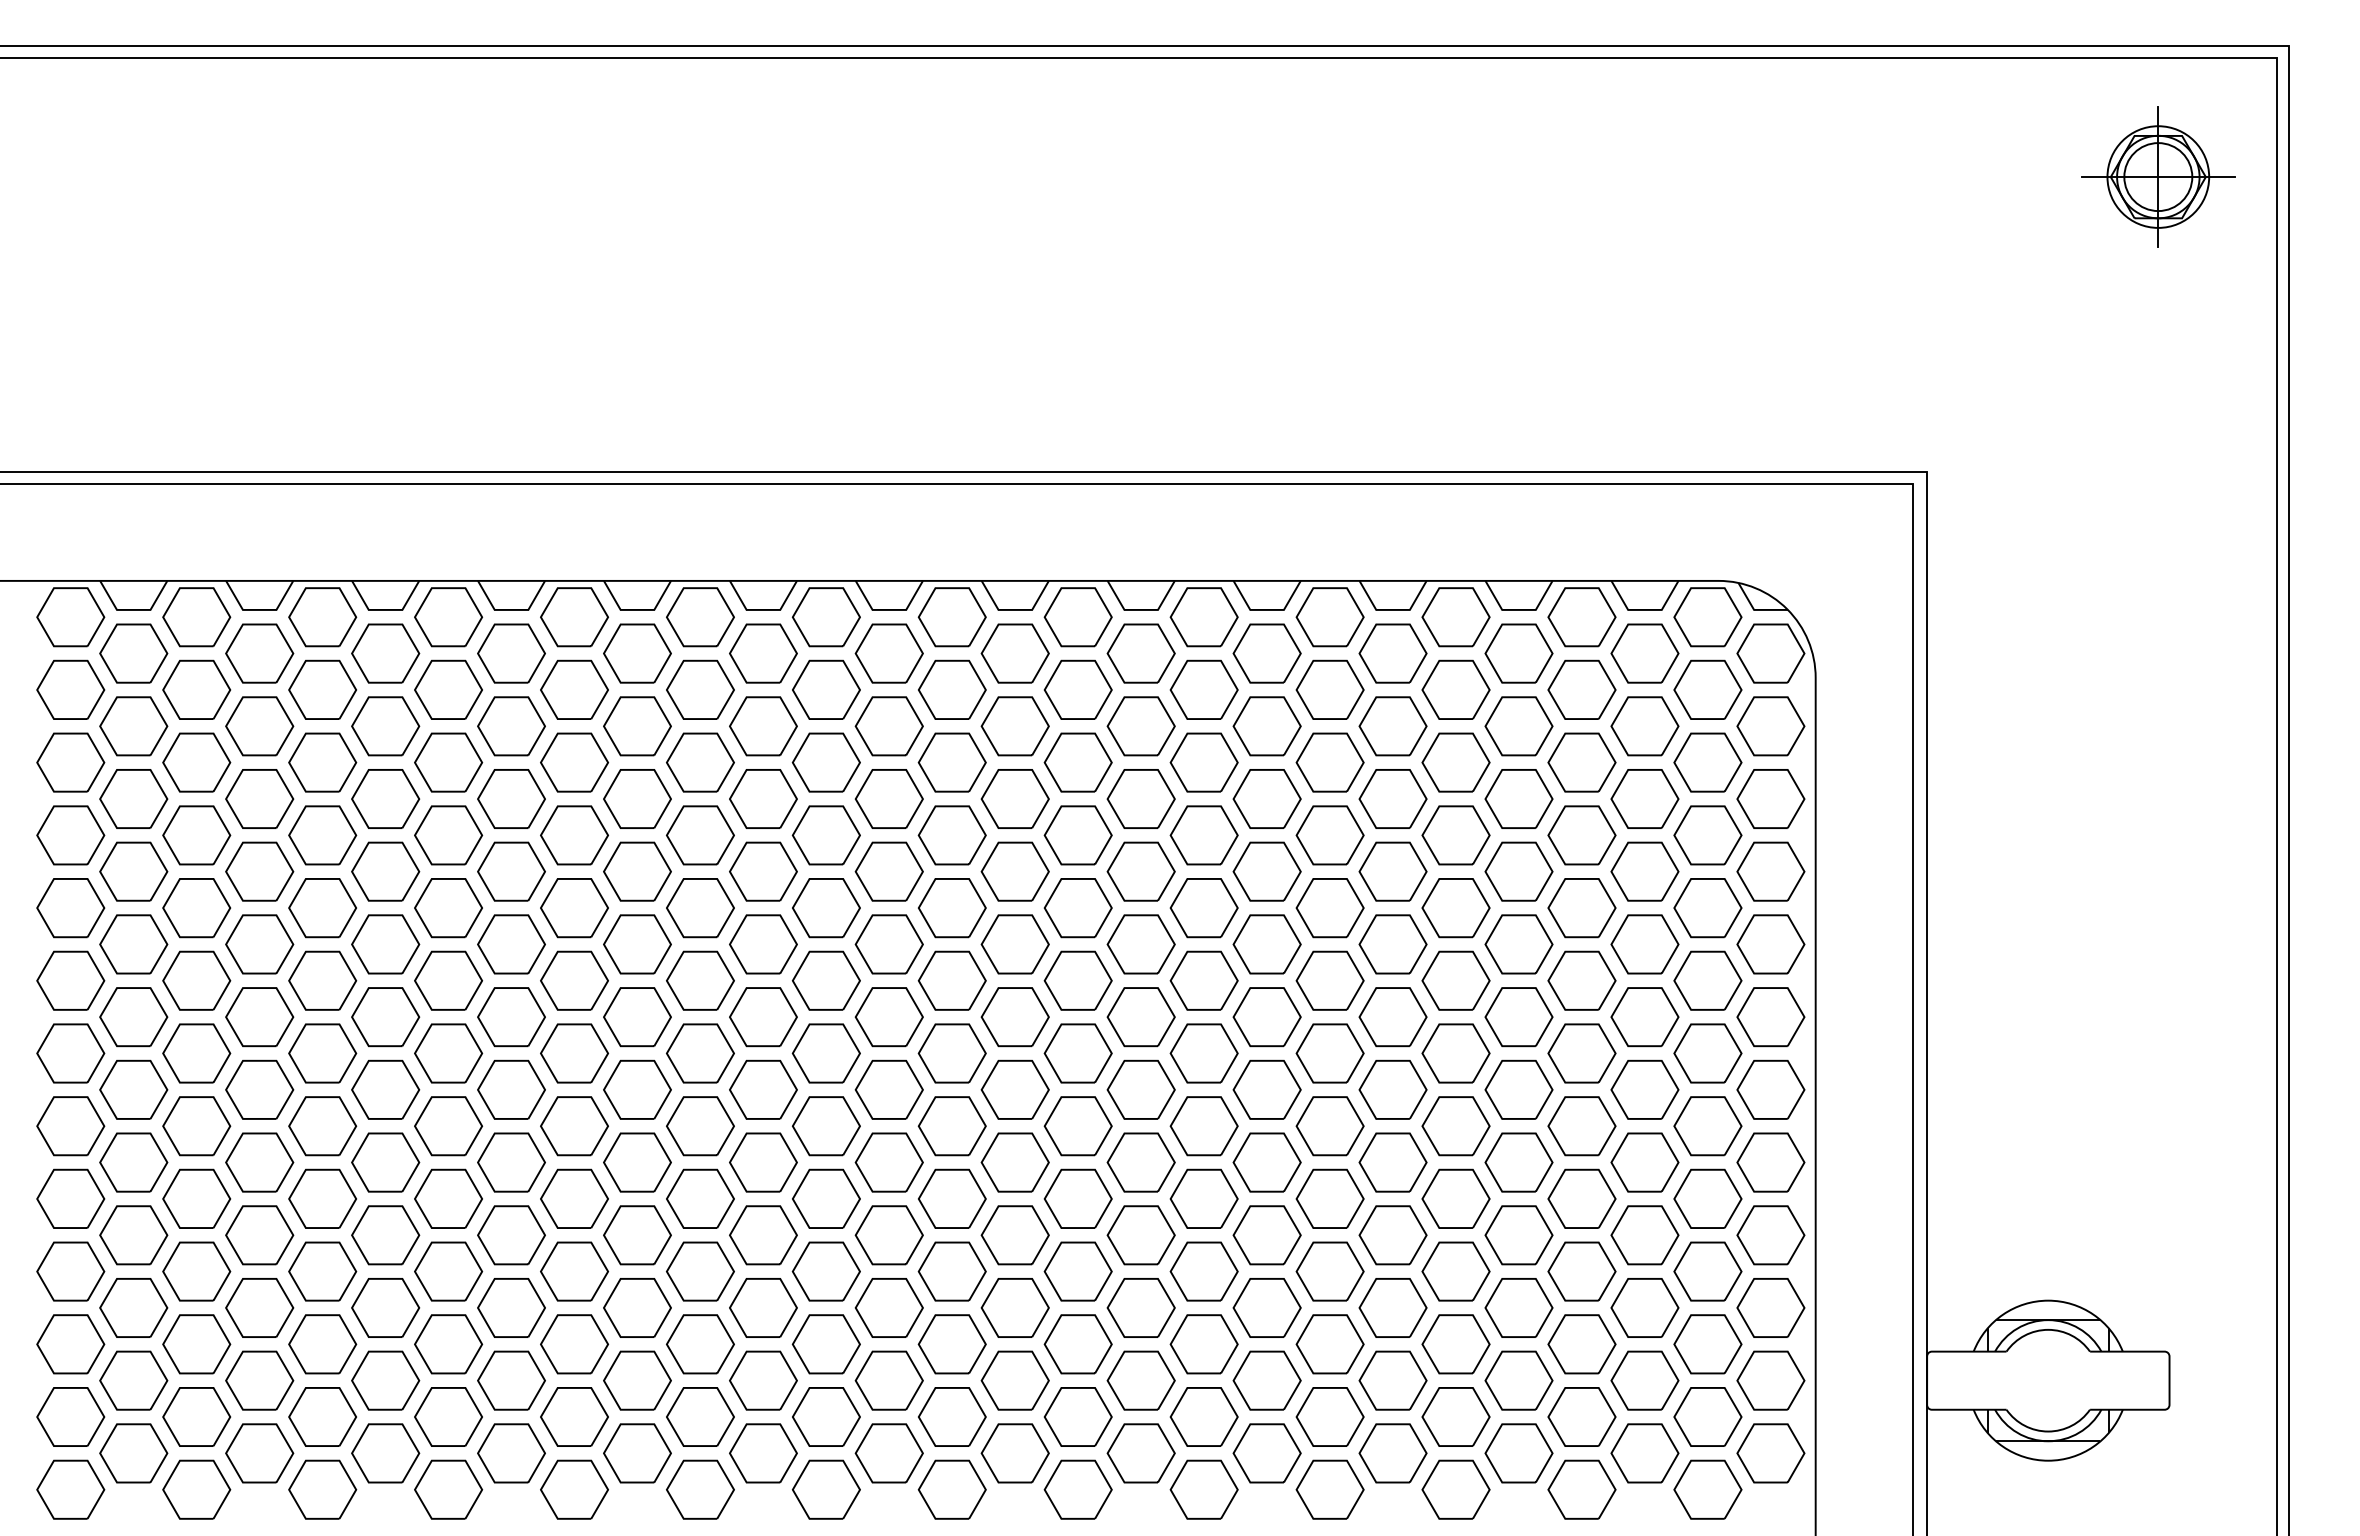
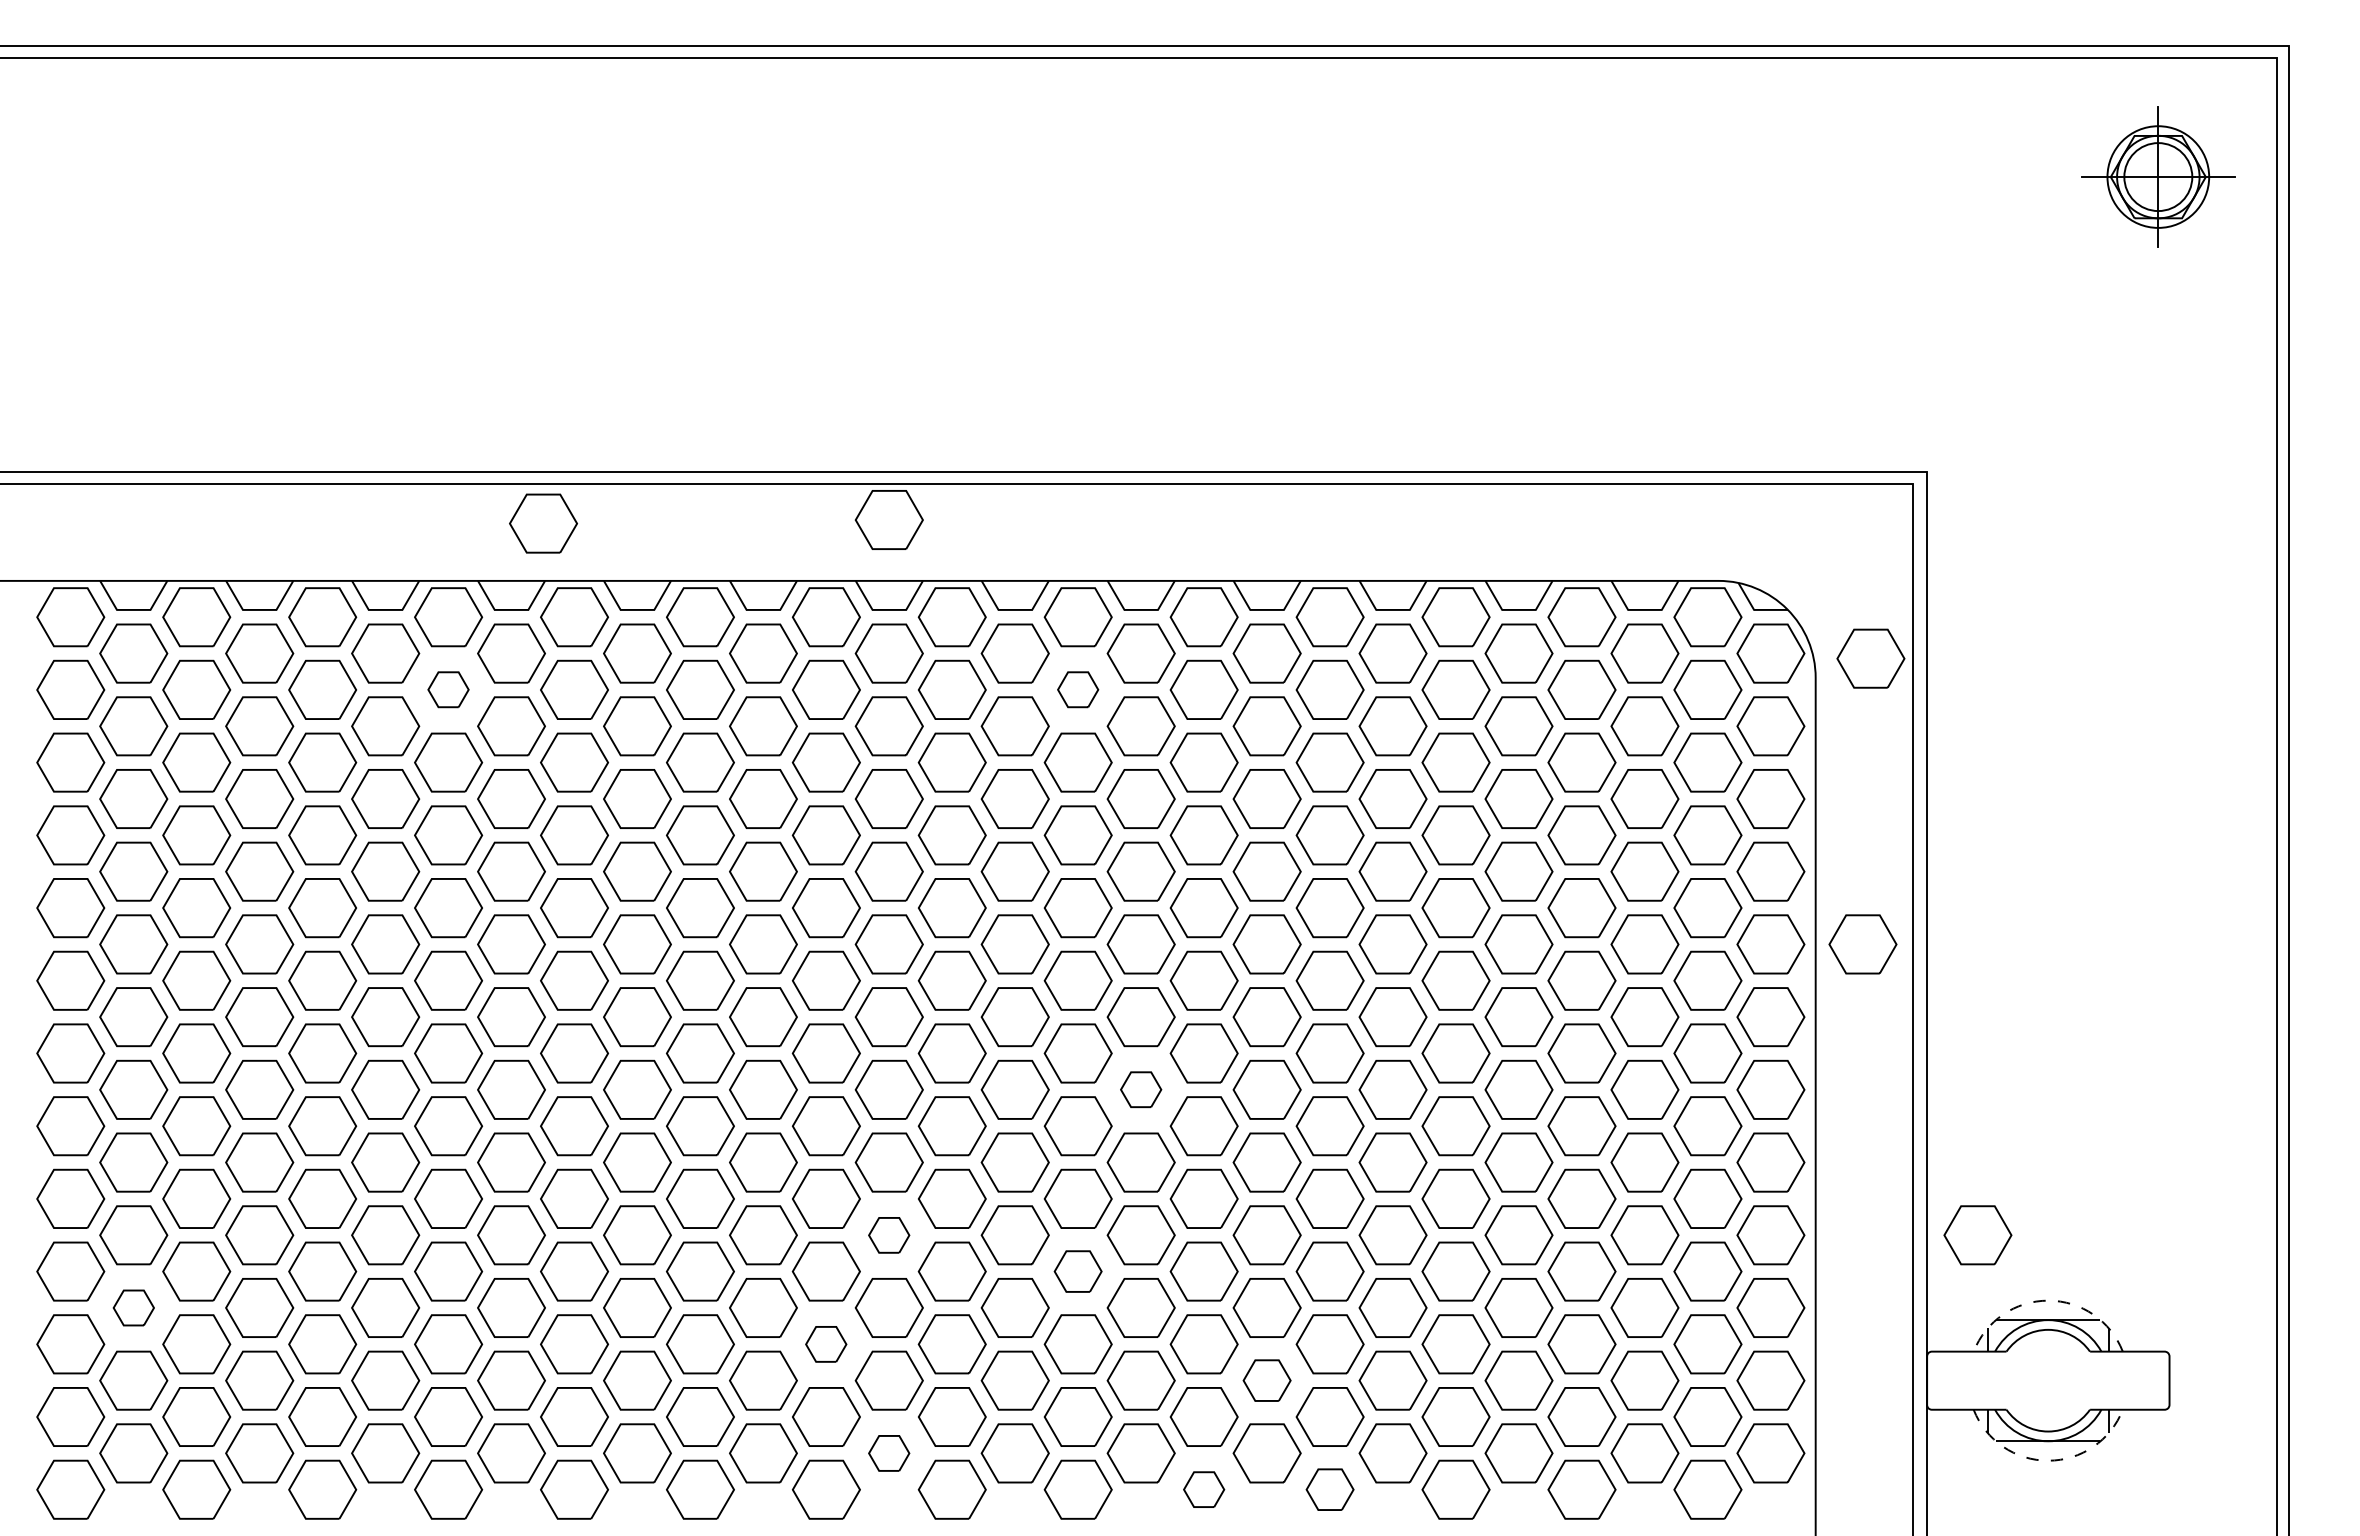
part: none -> present (888, 519)
part: none -> present (543, 523)
part: none -> present (1870, 658)
part size: 69x61 px -> 43x38 px (448, 689)
part size: 70x61 px -> 43x38 px (1078, 689)
part: none -> present (1862, 944)
part size: 70x61 px -> 43x38 px (1141, 1089)
part size: 70x61 px -> 43x37 px (889, 1235)
part: none -> present (1977, 1235)
part size: 70x61 px -> 50x43 px (1077, 1271)
arc: solid -> dashed (2048, 1300)
part size: 70x60 px -> 43x38 px (133, 1307)
part size: 70x61 px -> 43x37 px (826, 1344)
part size: 70x61 px -> 50x43 px (1266, 1380)
part size: 70x61 px -> 43x37 px (889, 1453)
arc: solid -> dashed (2048, 1460)
part size: 70x61 px -> 43x37 px (1204, 1489)
part size: 70x61 px -> 50x43 px (1329, 1489)
